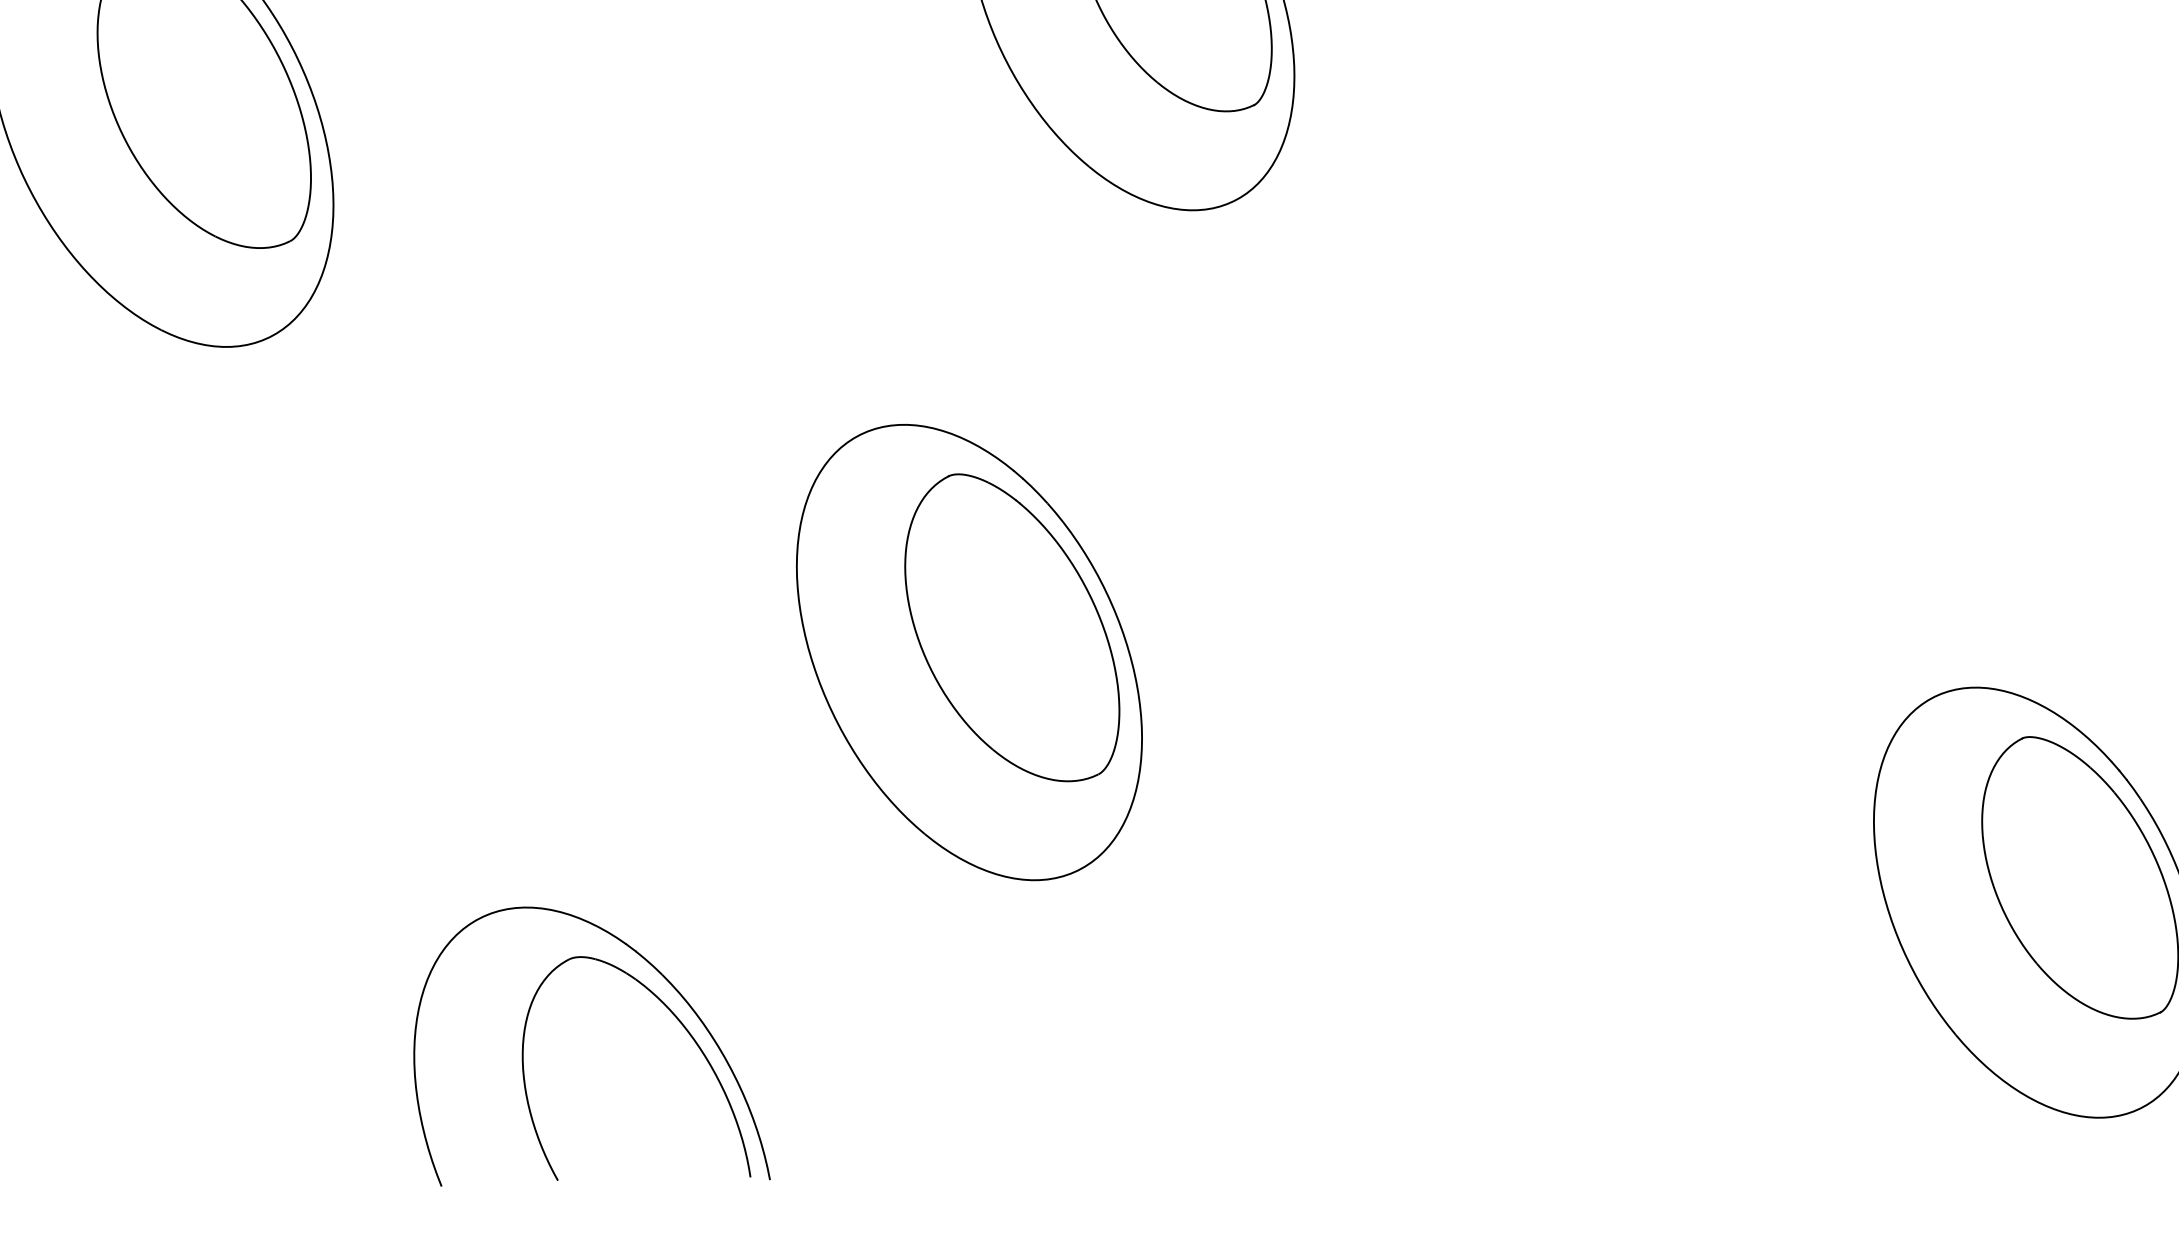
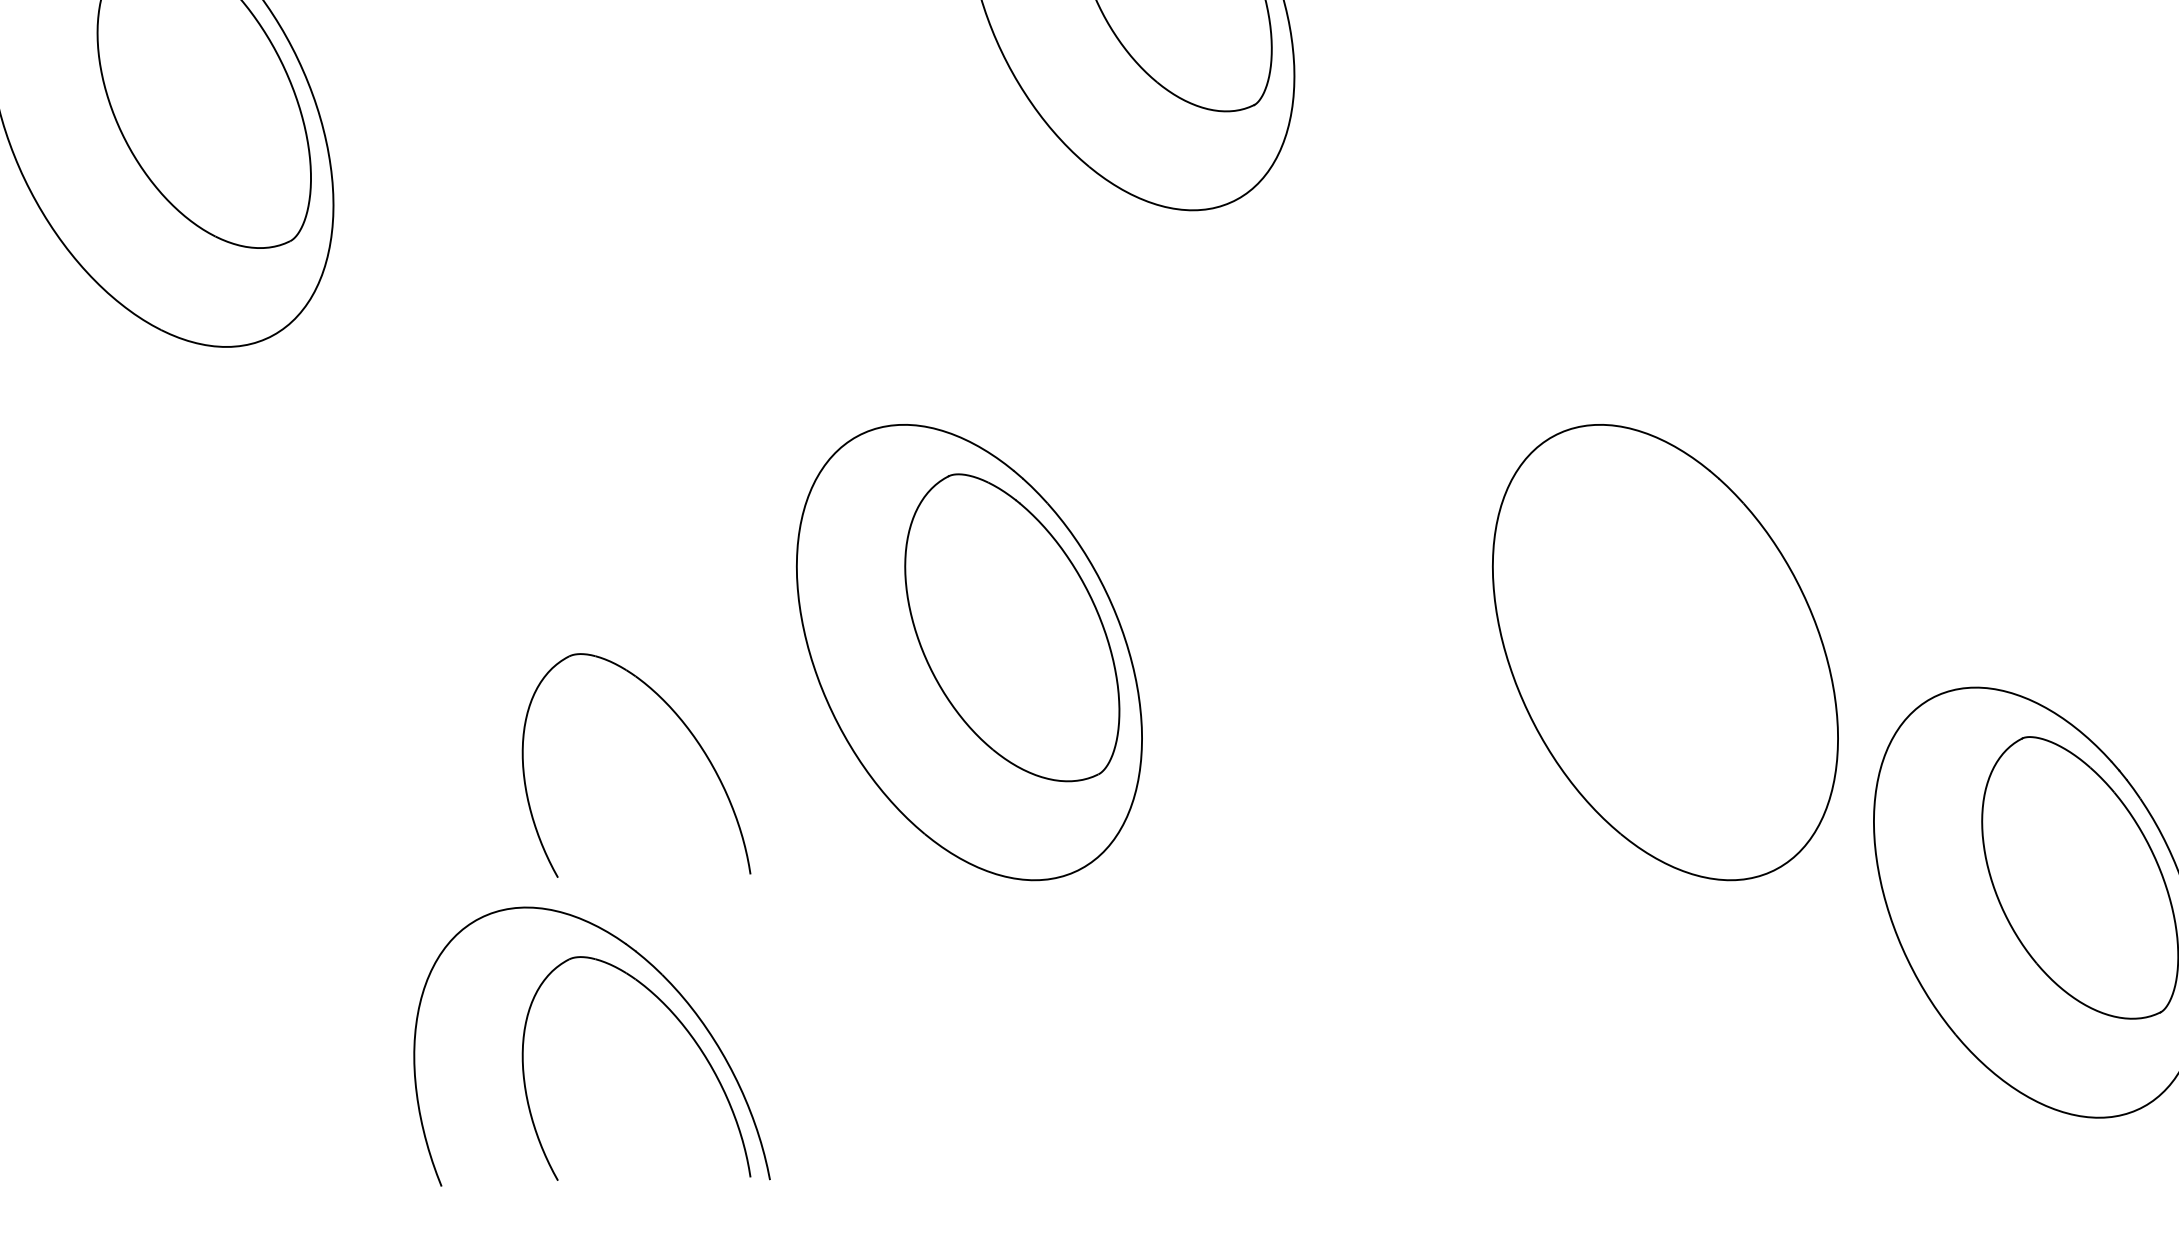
part: none -> present (1665, 652)
part: none -> present (686, 728)
